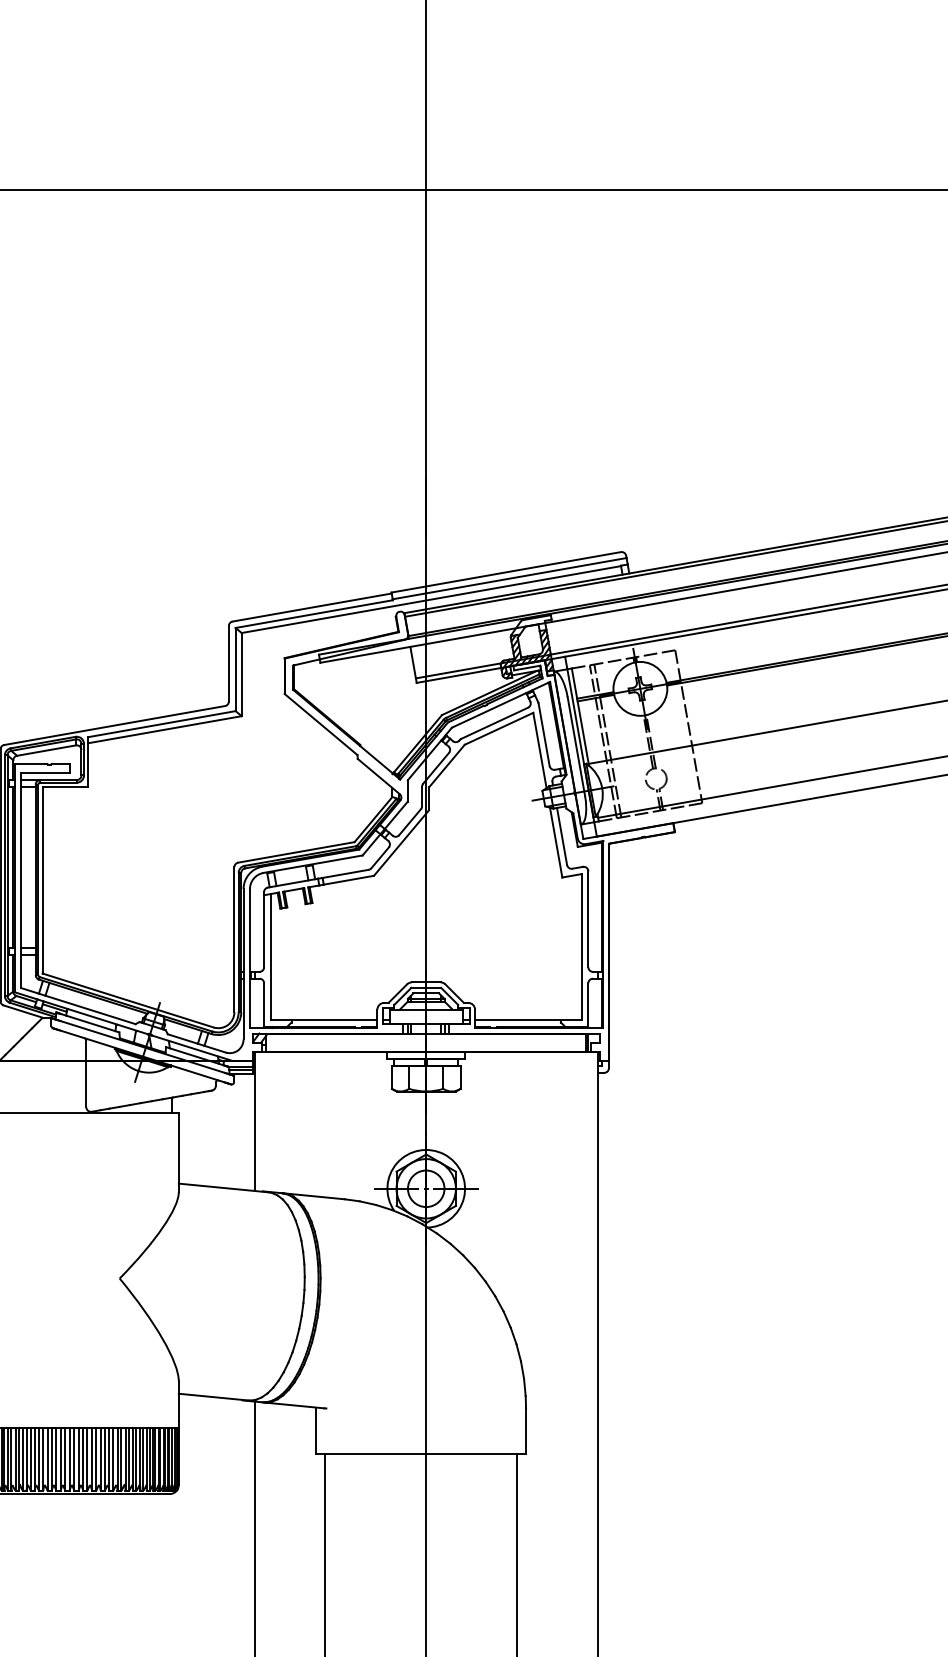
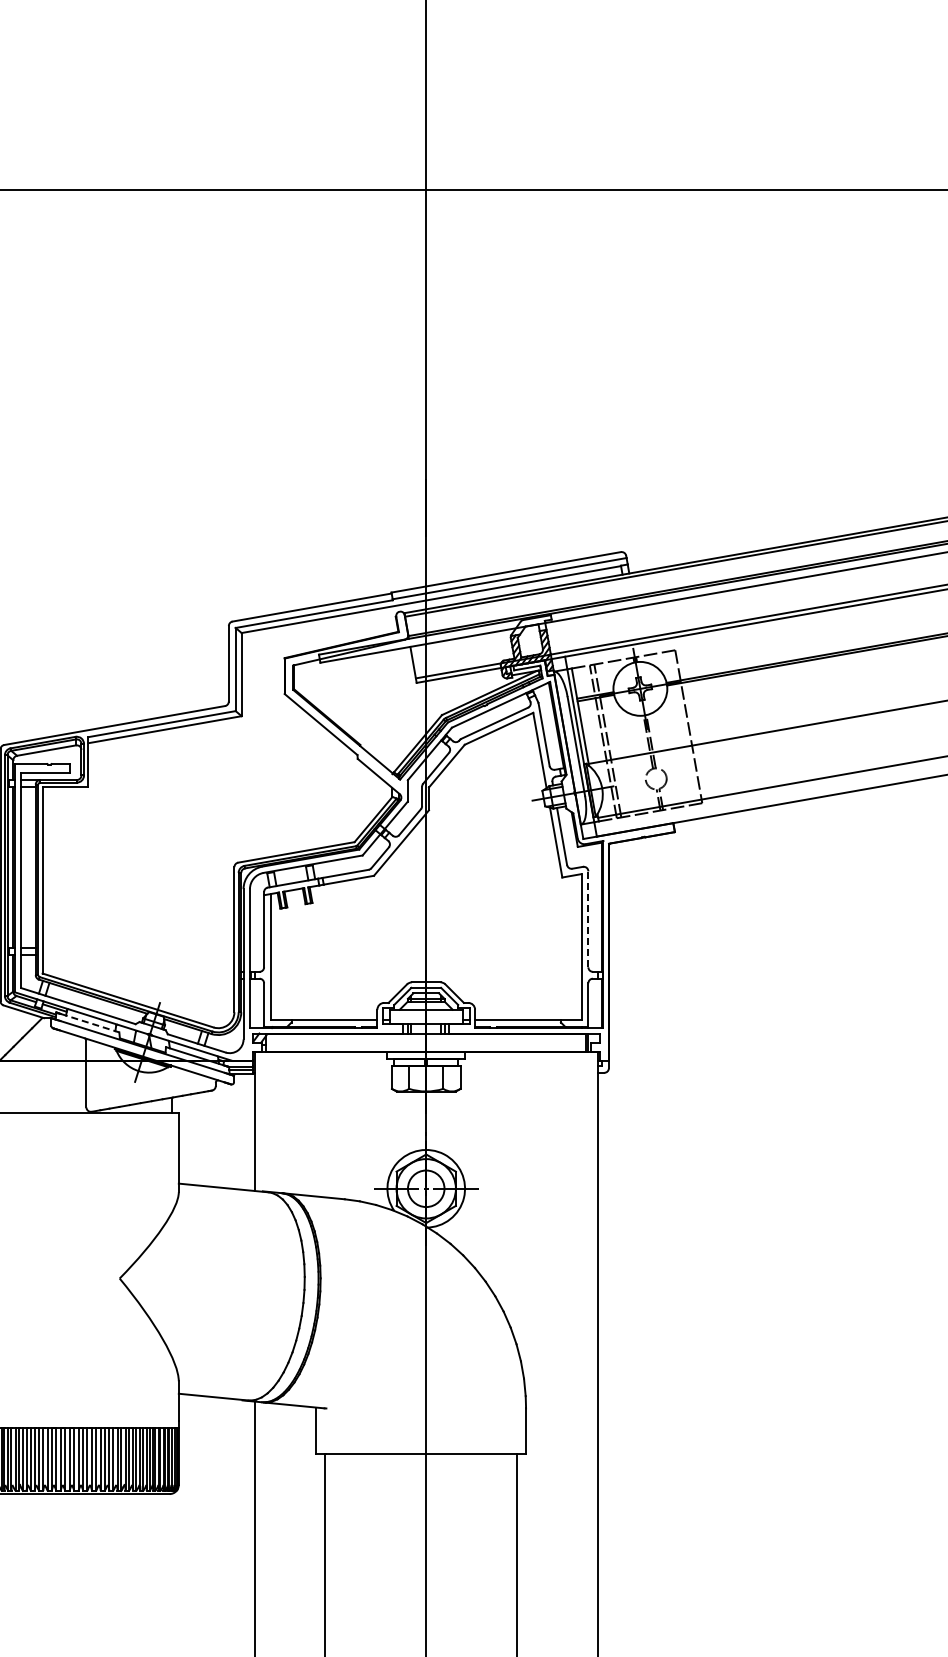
line: solid -> dashed (588, 919)
line: solid -> dashed (90, 1023)
